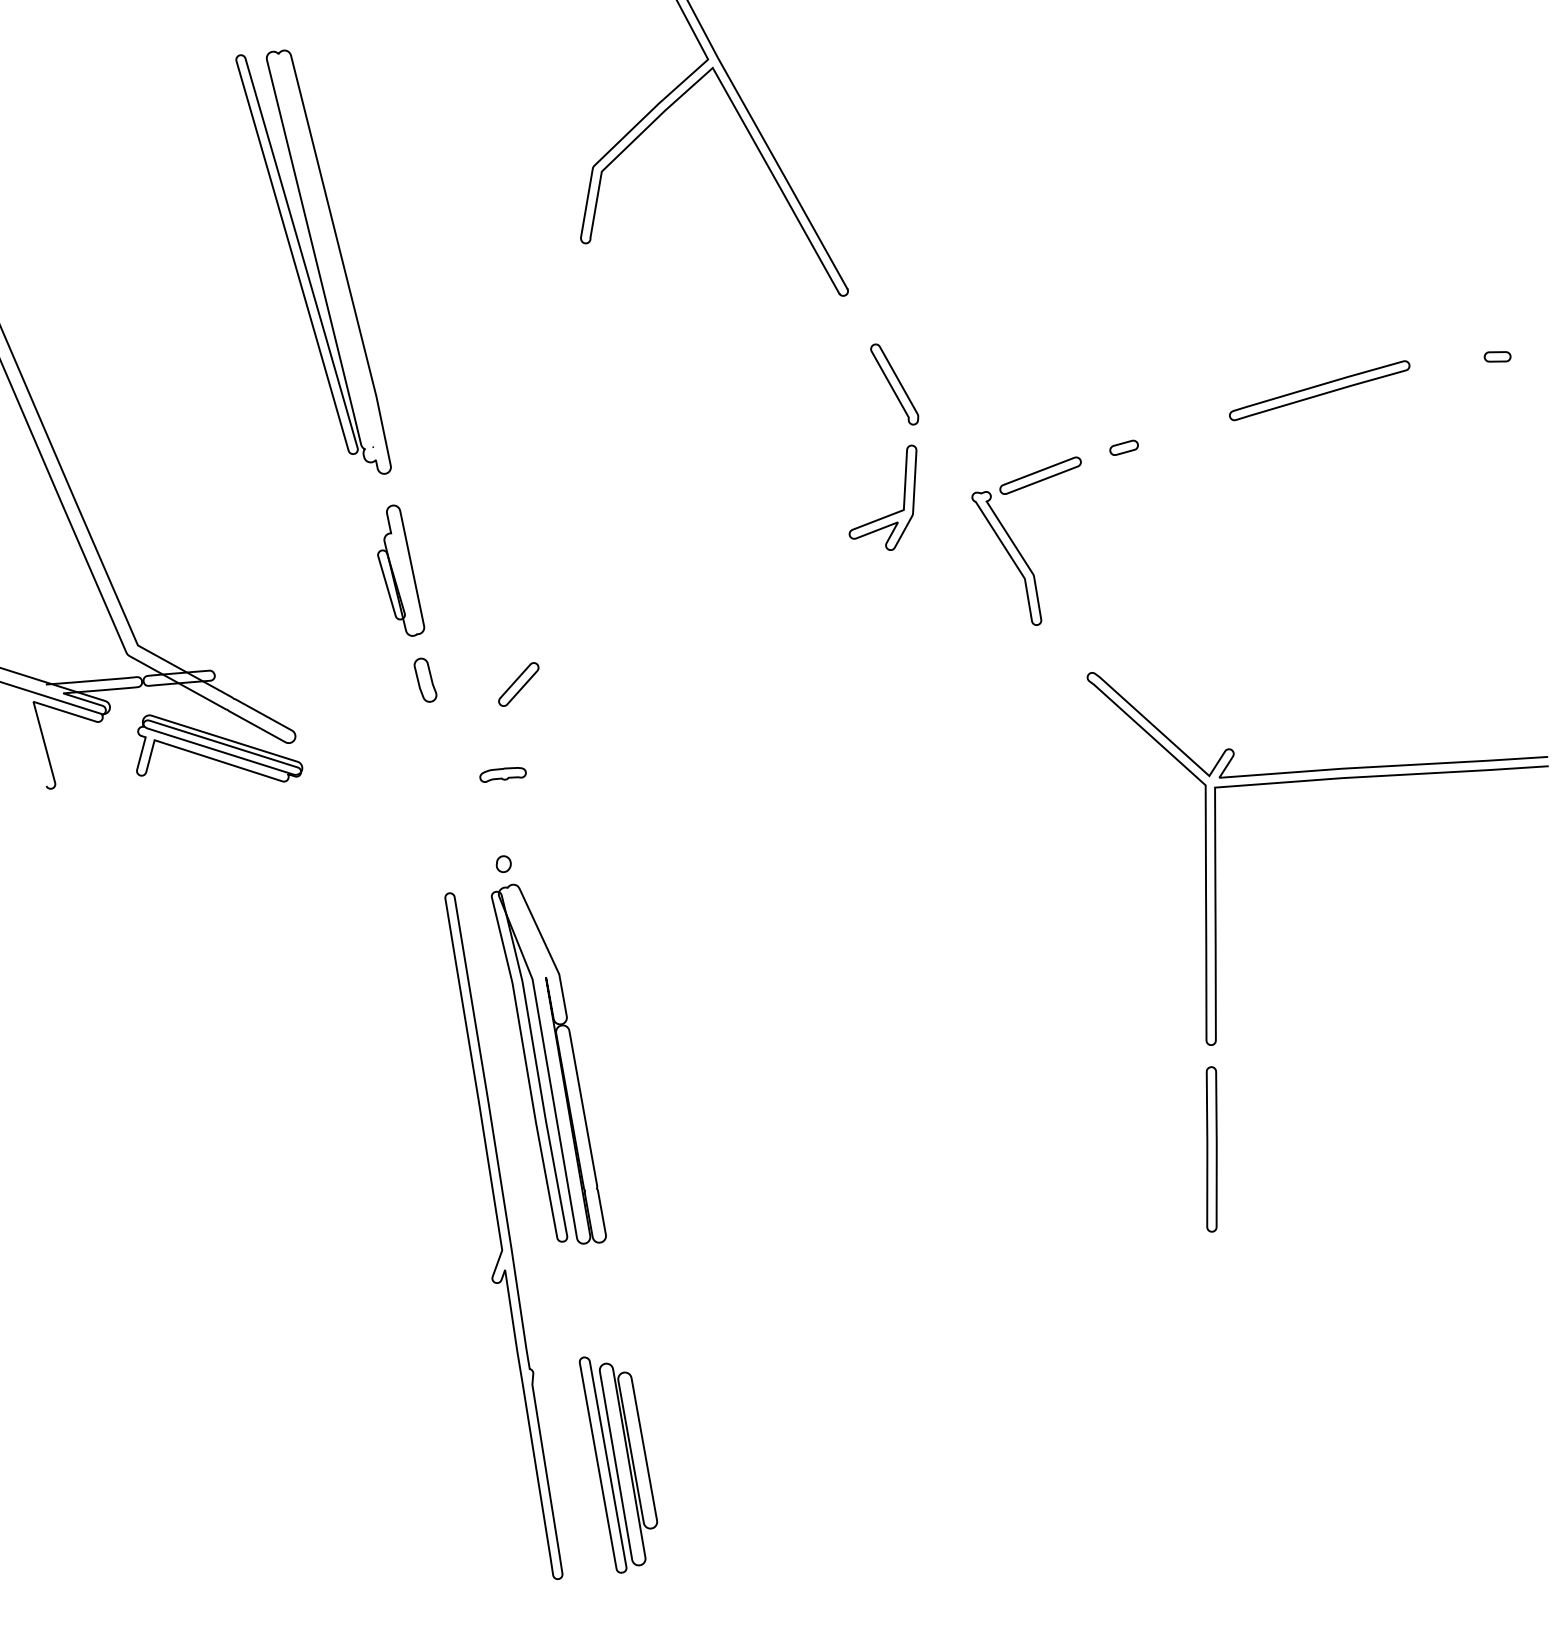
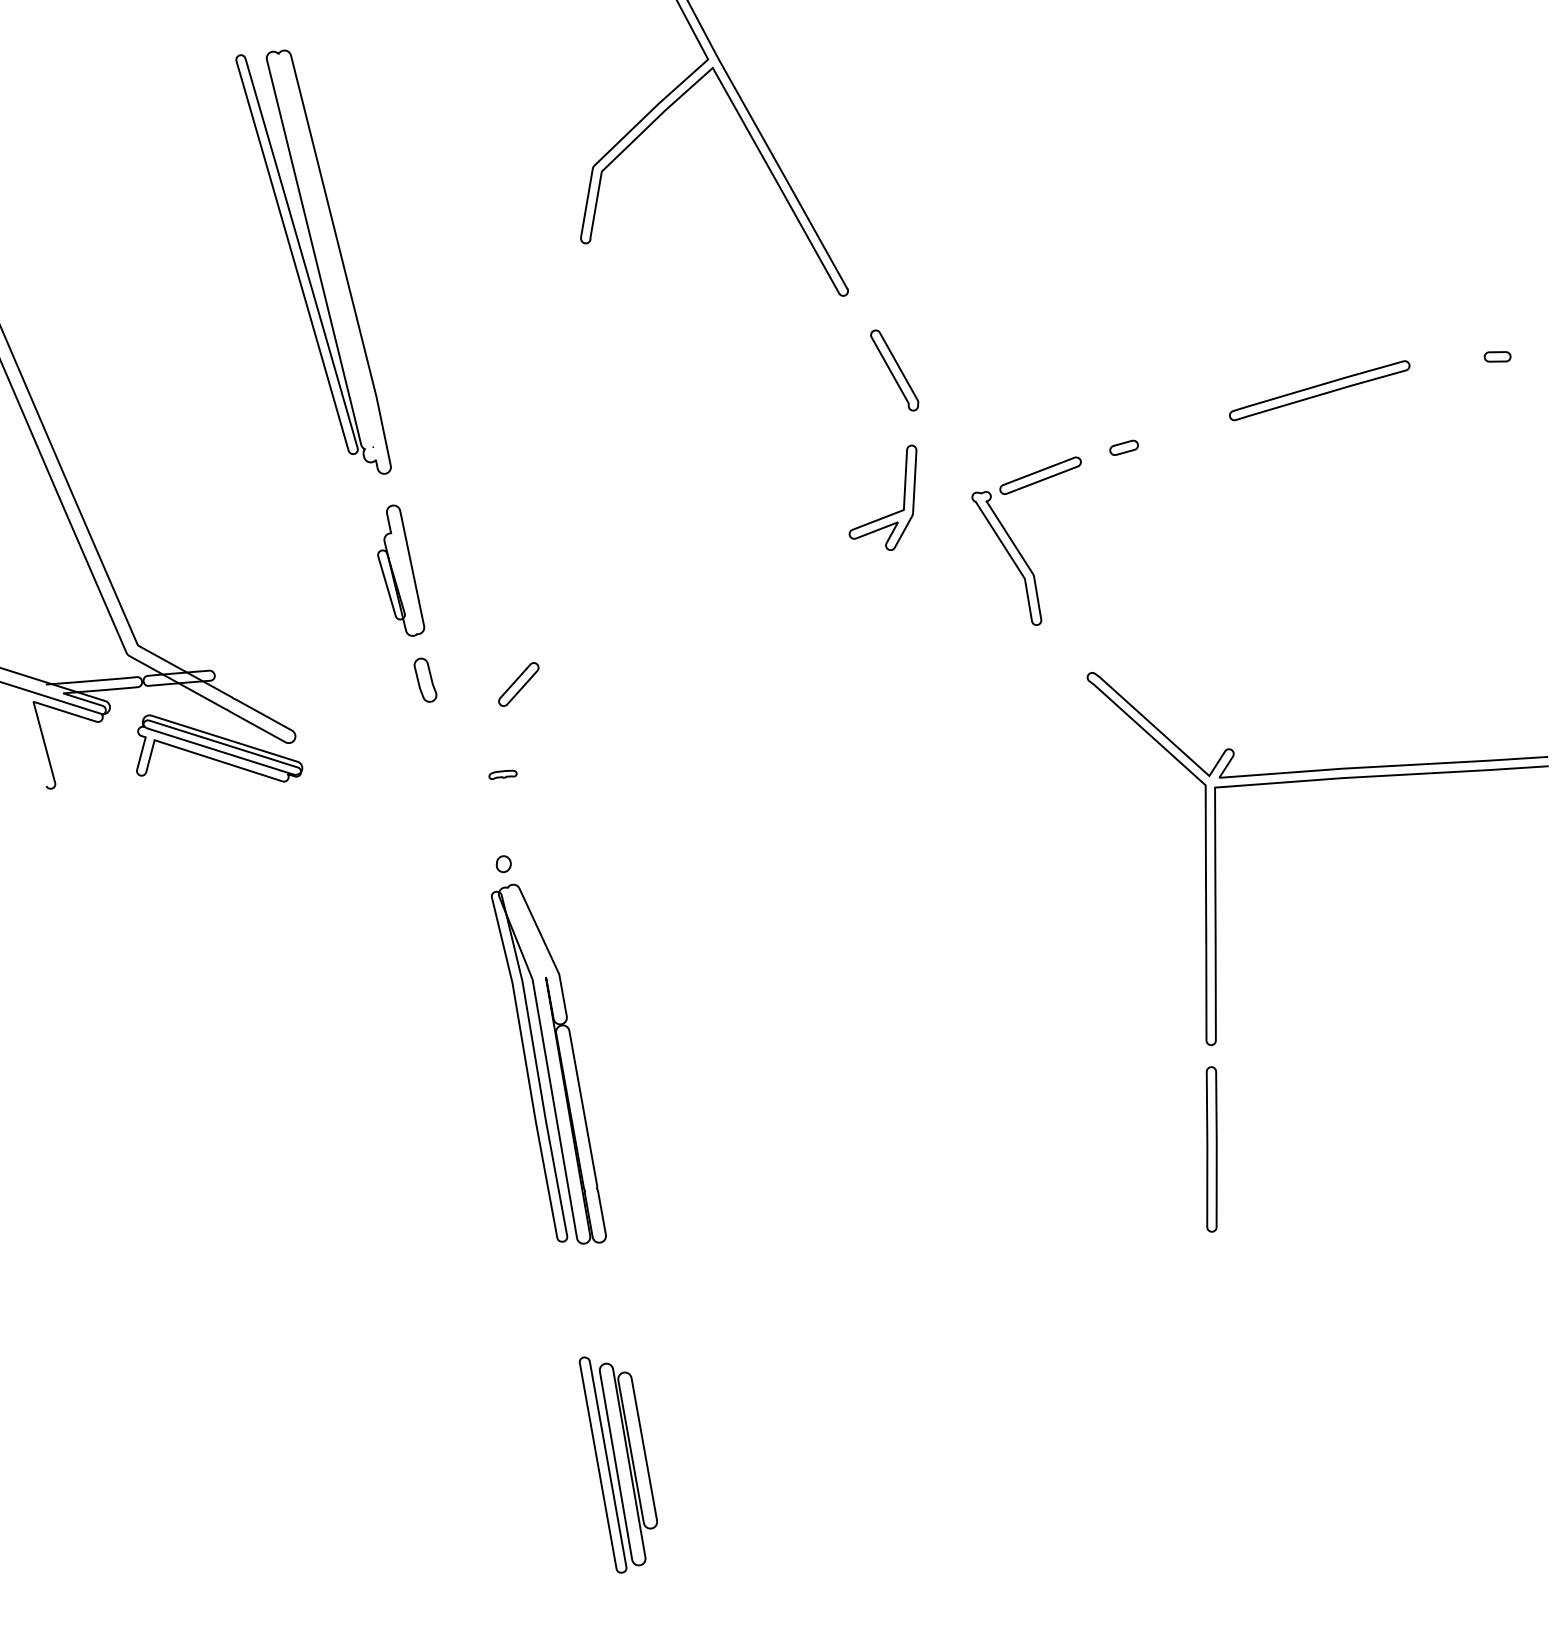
part position: (894, 384) -> (894, 370) (894, 370)
part size: 48x16 px -> 30x12 px (502, 774)
part: present -> none (503, 1235)
